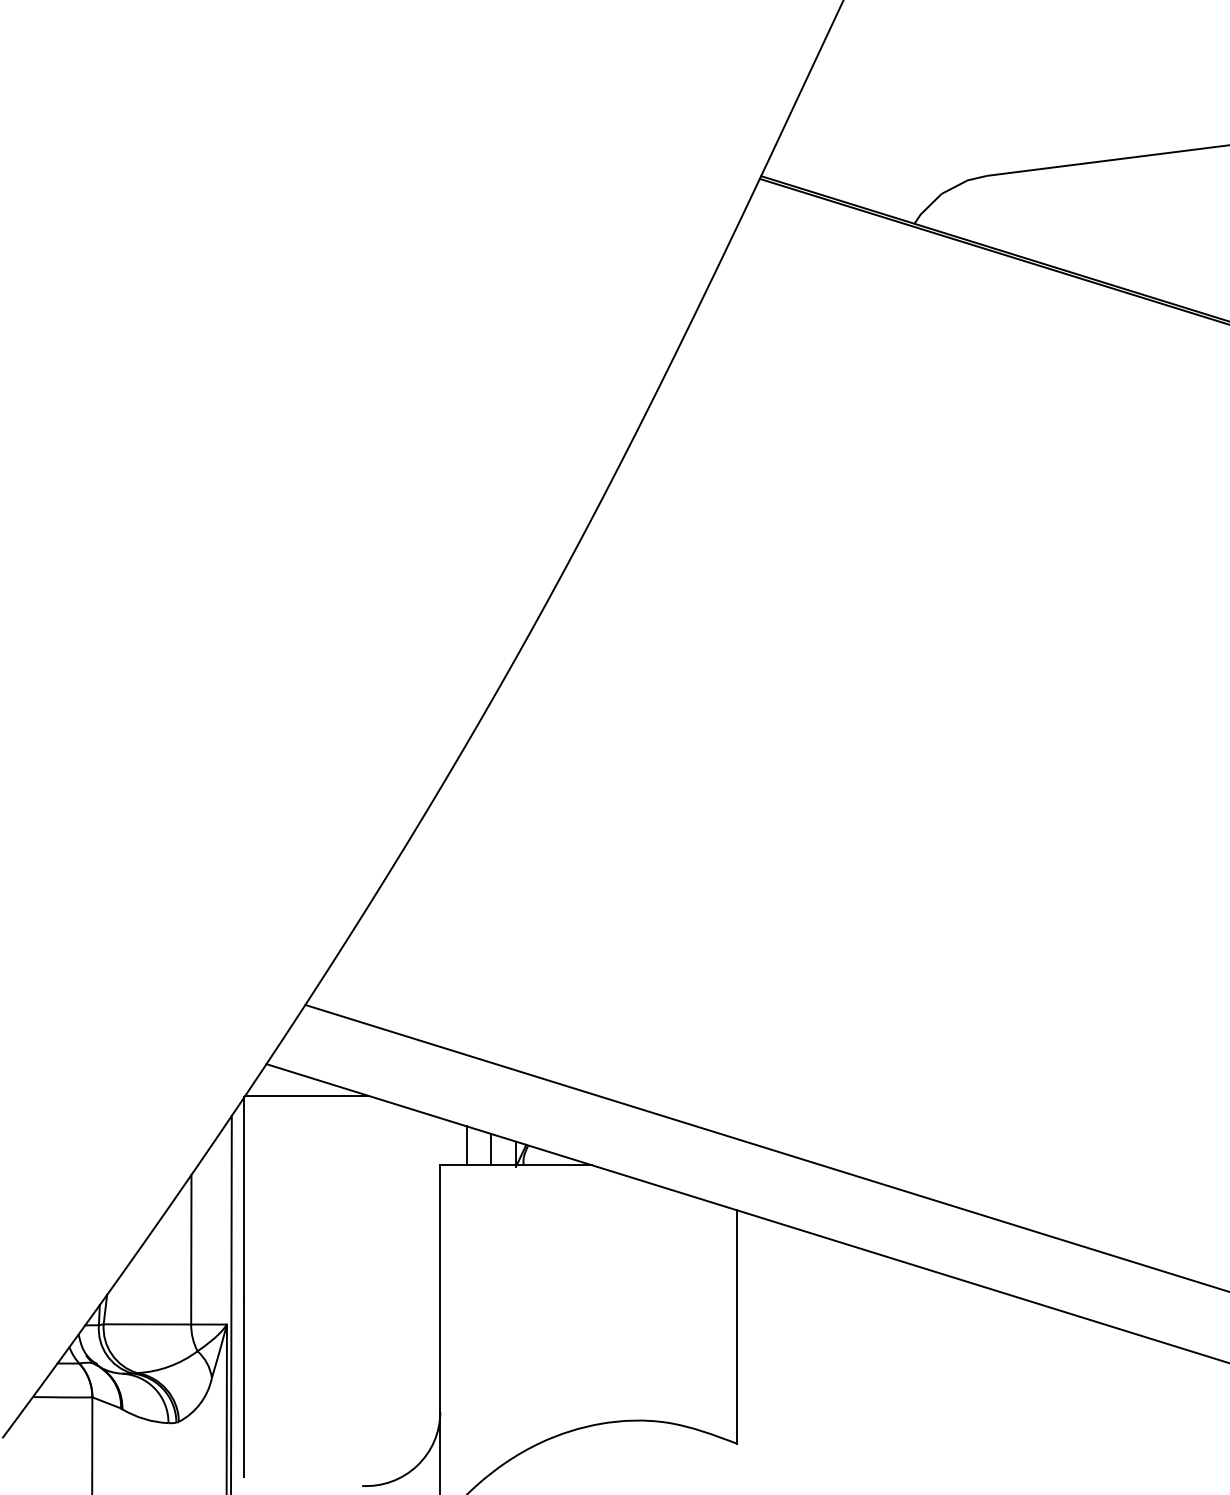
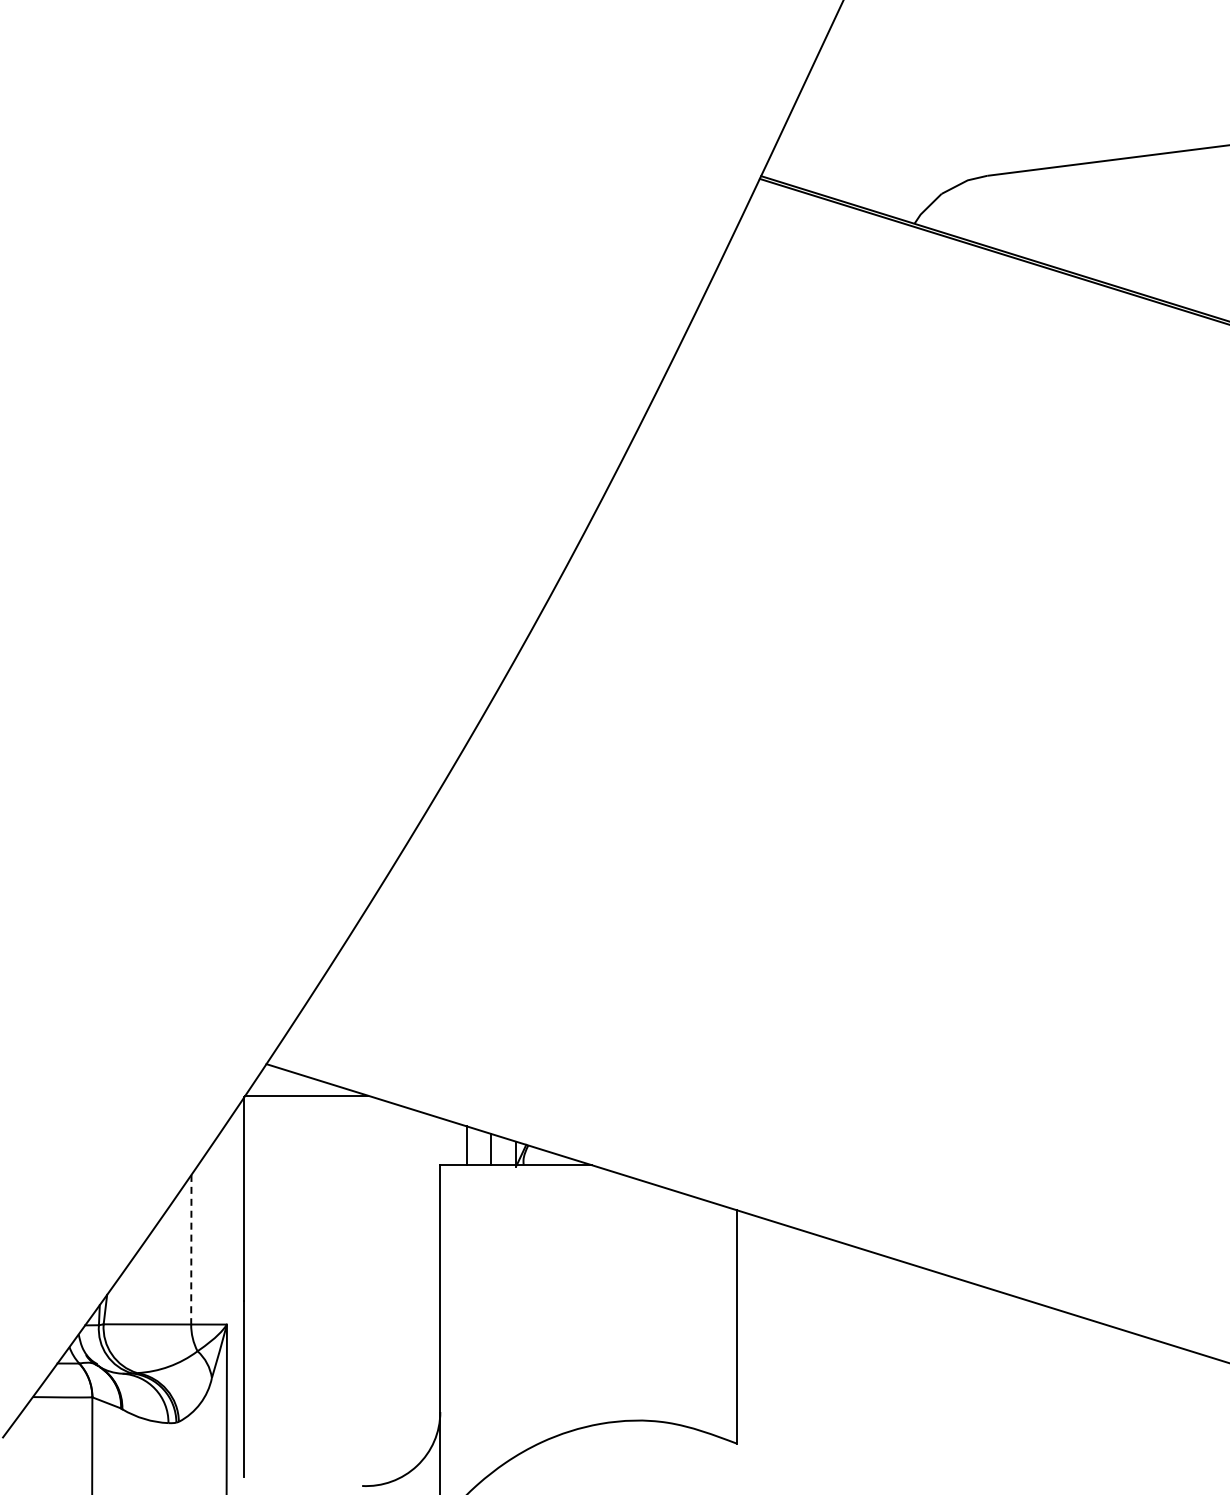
line: present -> none (765, 1147)
line: solid -> dashed (191, 1249)
line: present -> none (231, 1303)
